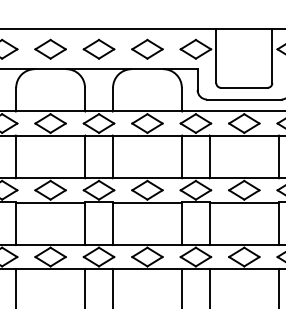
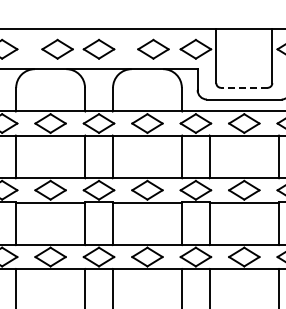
part position: (50, 48) -> (57, 48) (57, 48)
part position: (147, 48) -> (153, 48) (153, 48)
line: solid -> dashed (243, 87)
